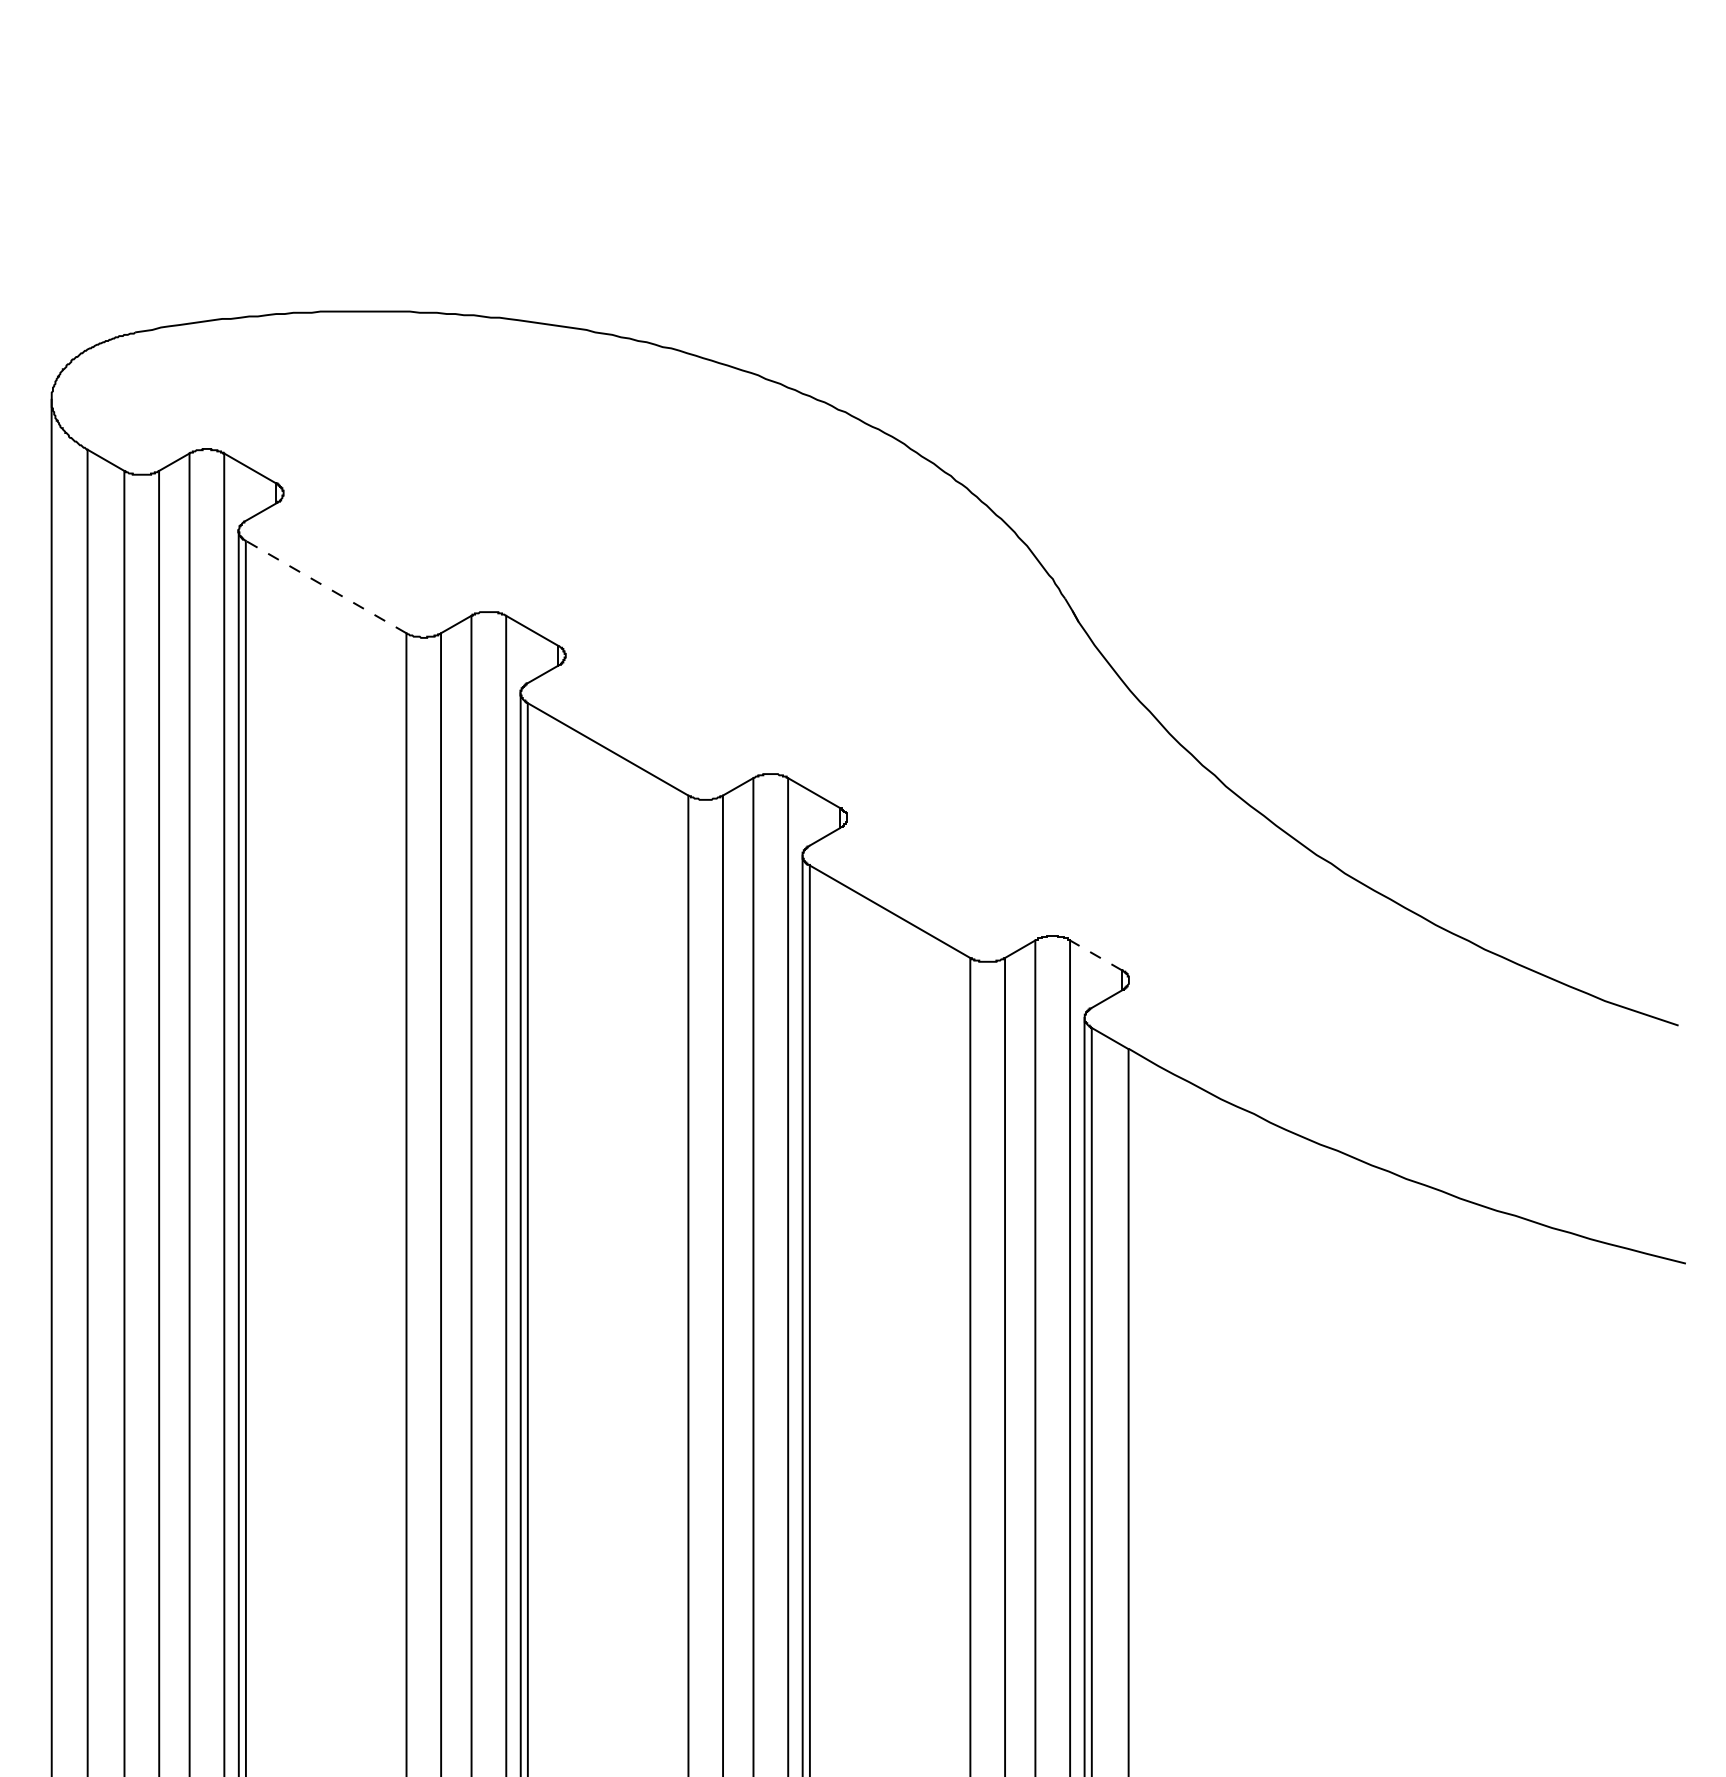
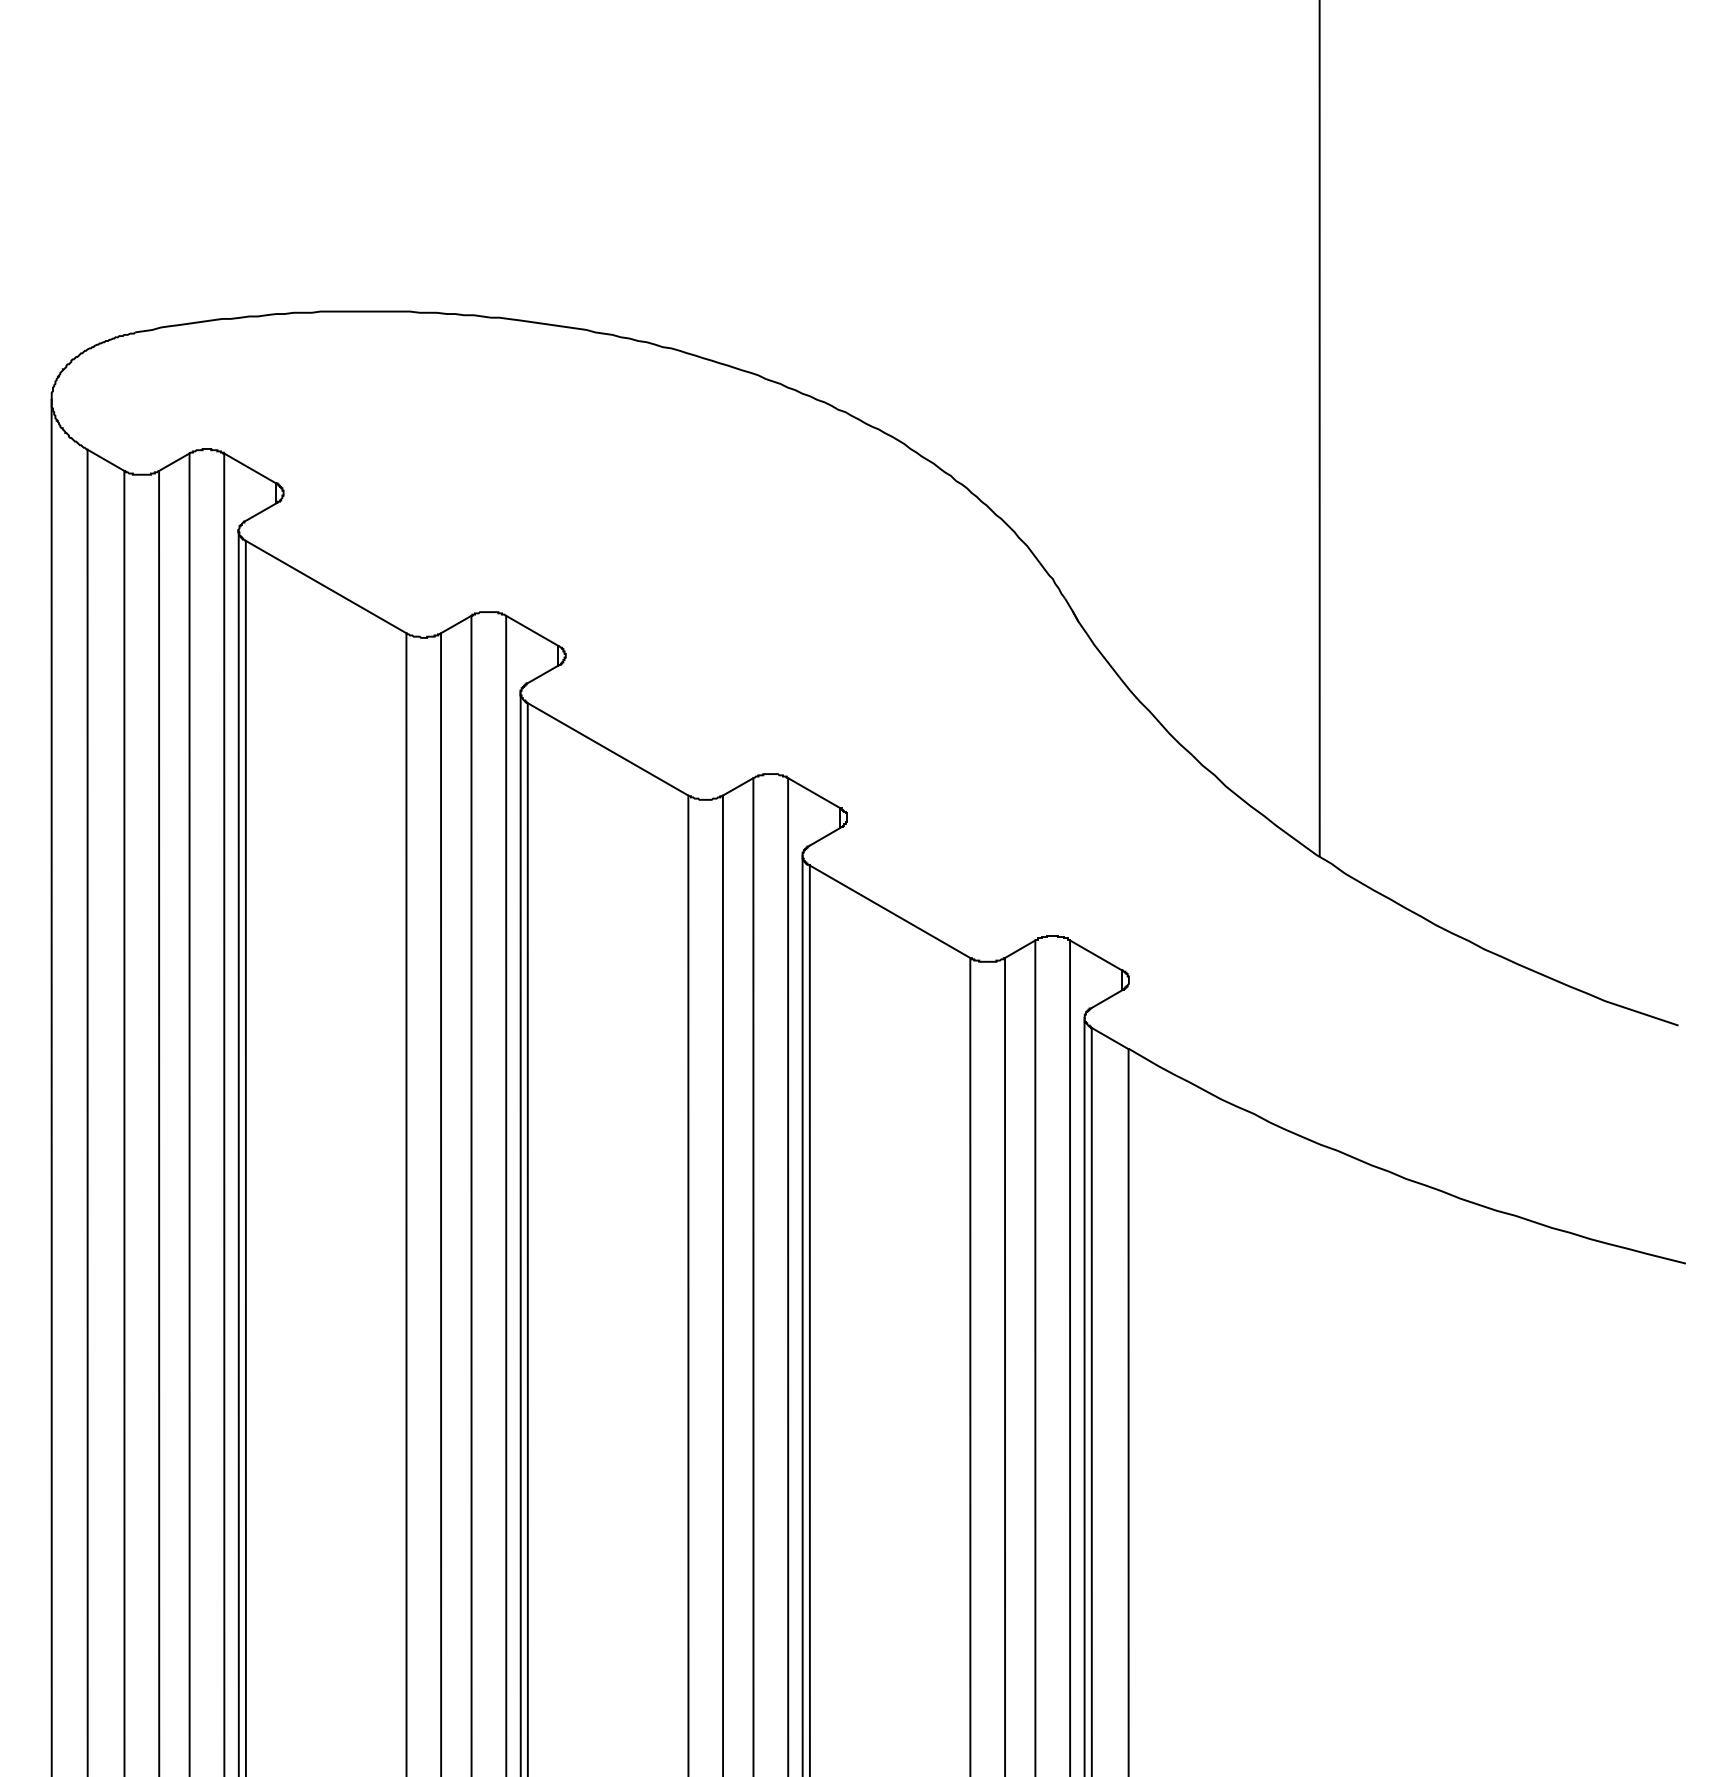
line: none -> present (1319, 429)
line: dashed -> solid (326, 587)
line: dashed -> solid (1095, 955)
